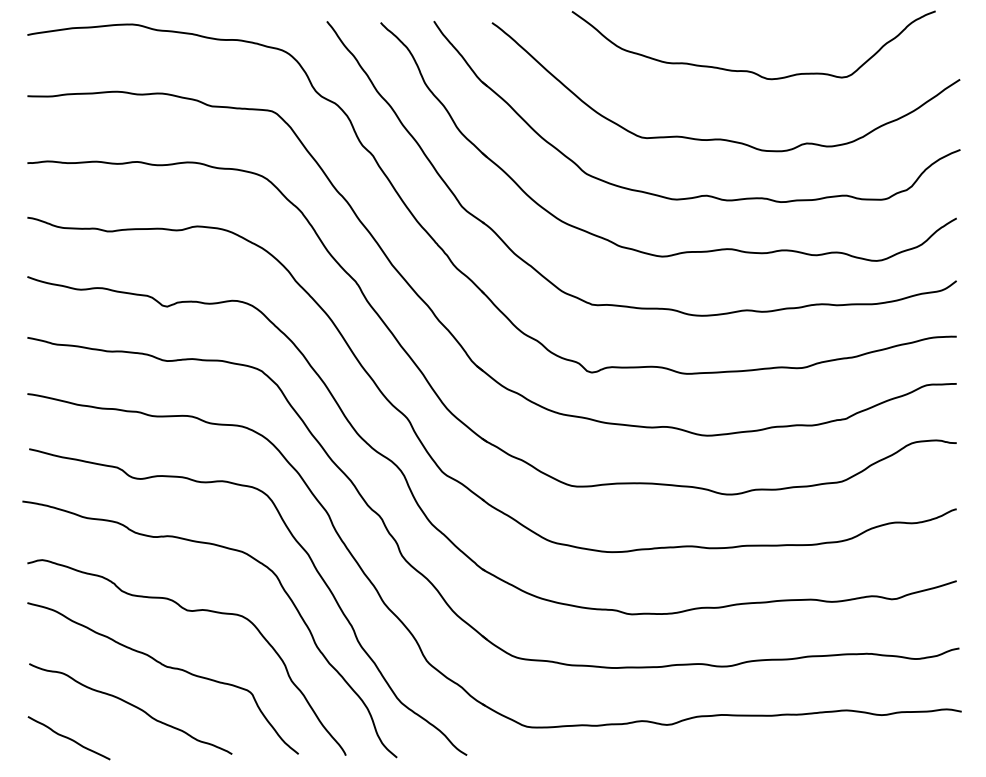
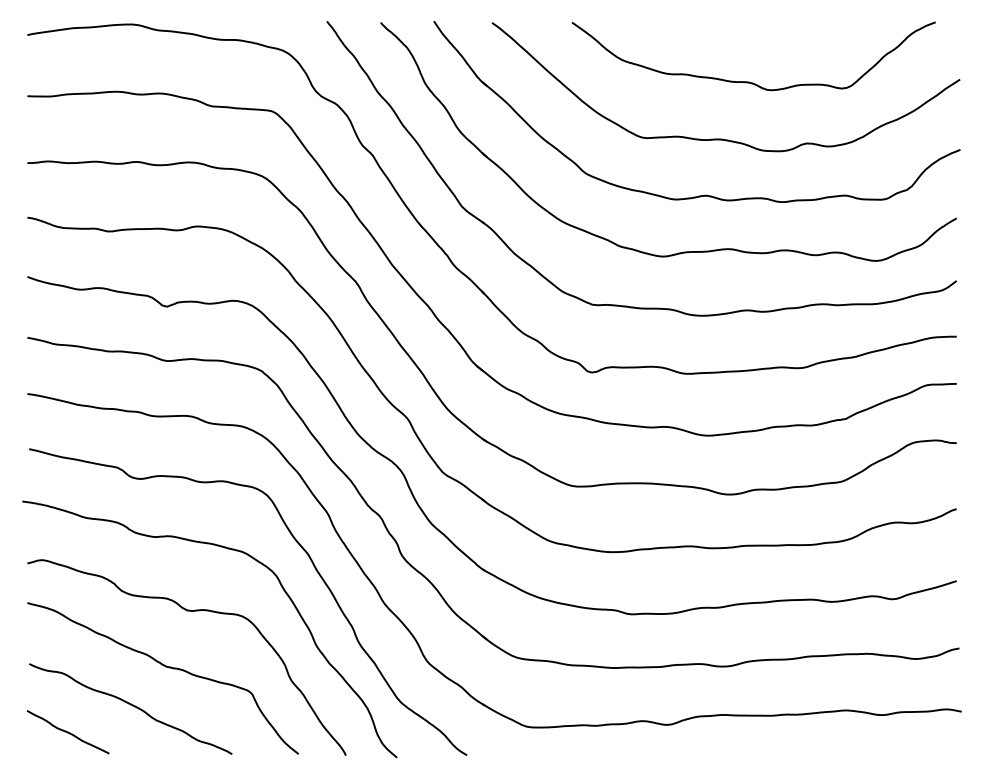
curve position: (749, 70) -> (749, 81) (749, 81)
curve position: (68, 738) -> (67, 732) (67, 732)
